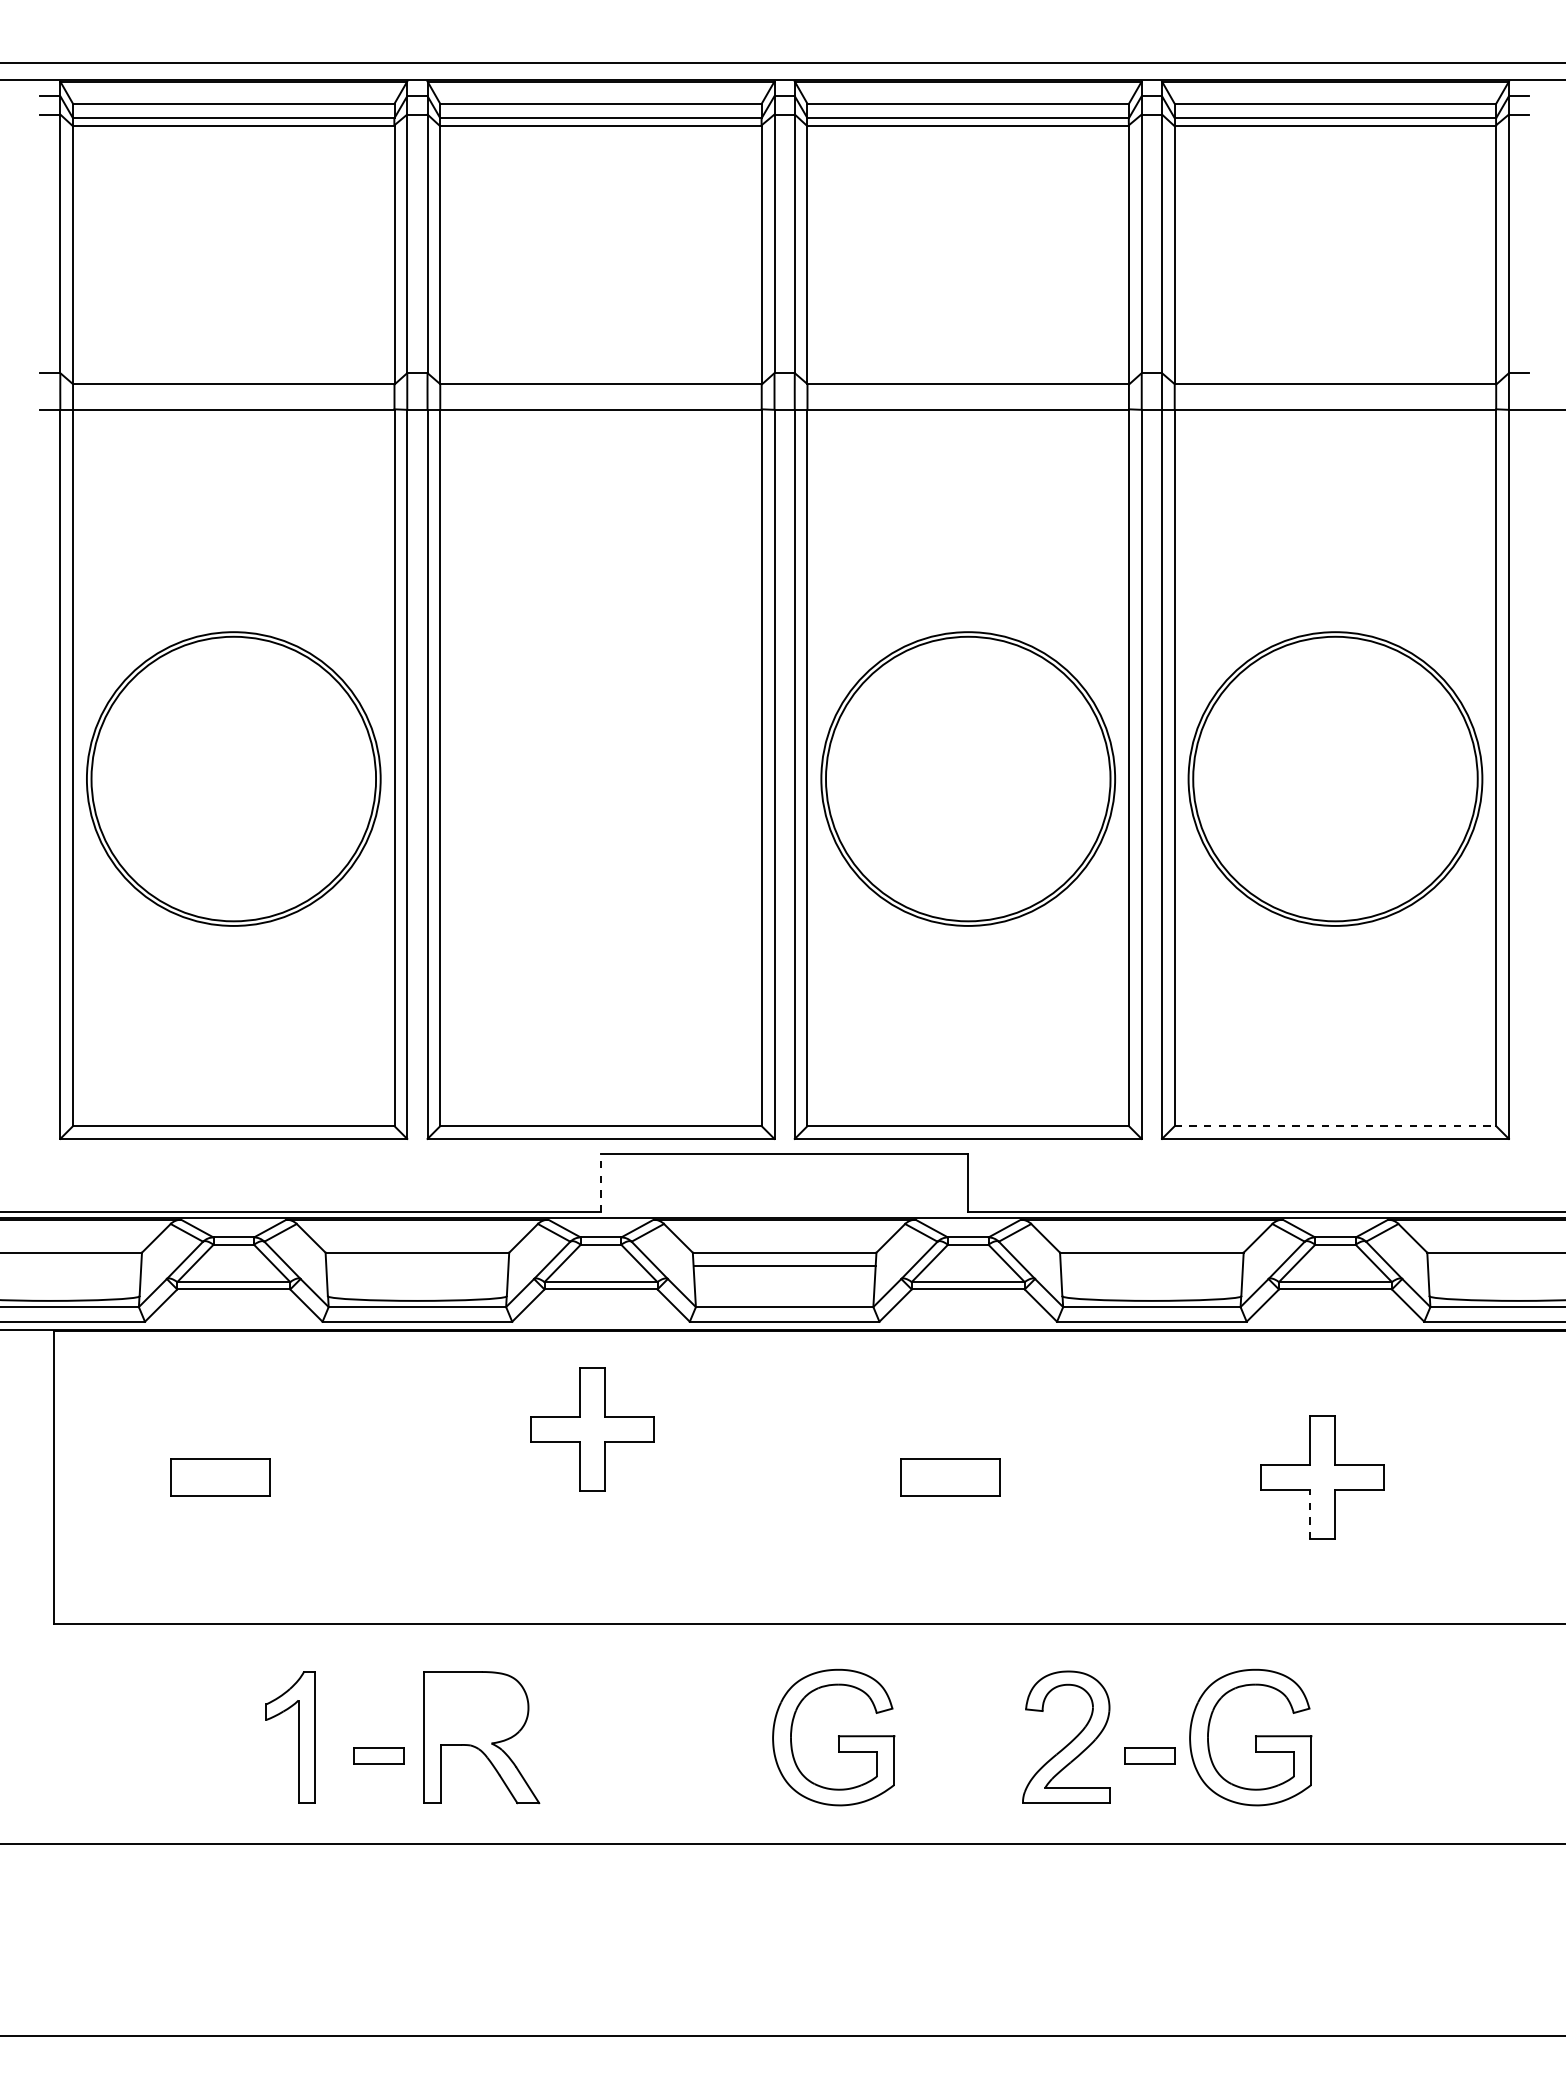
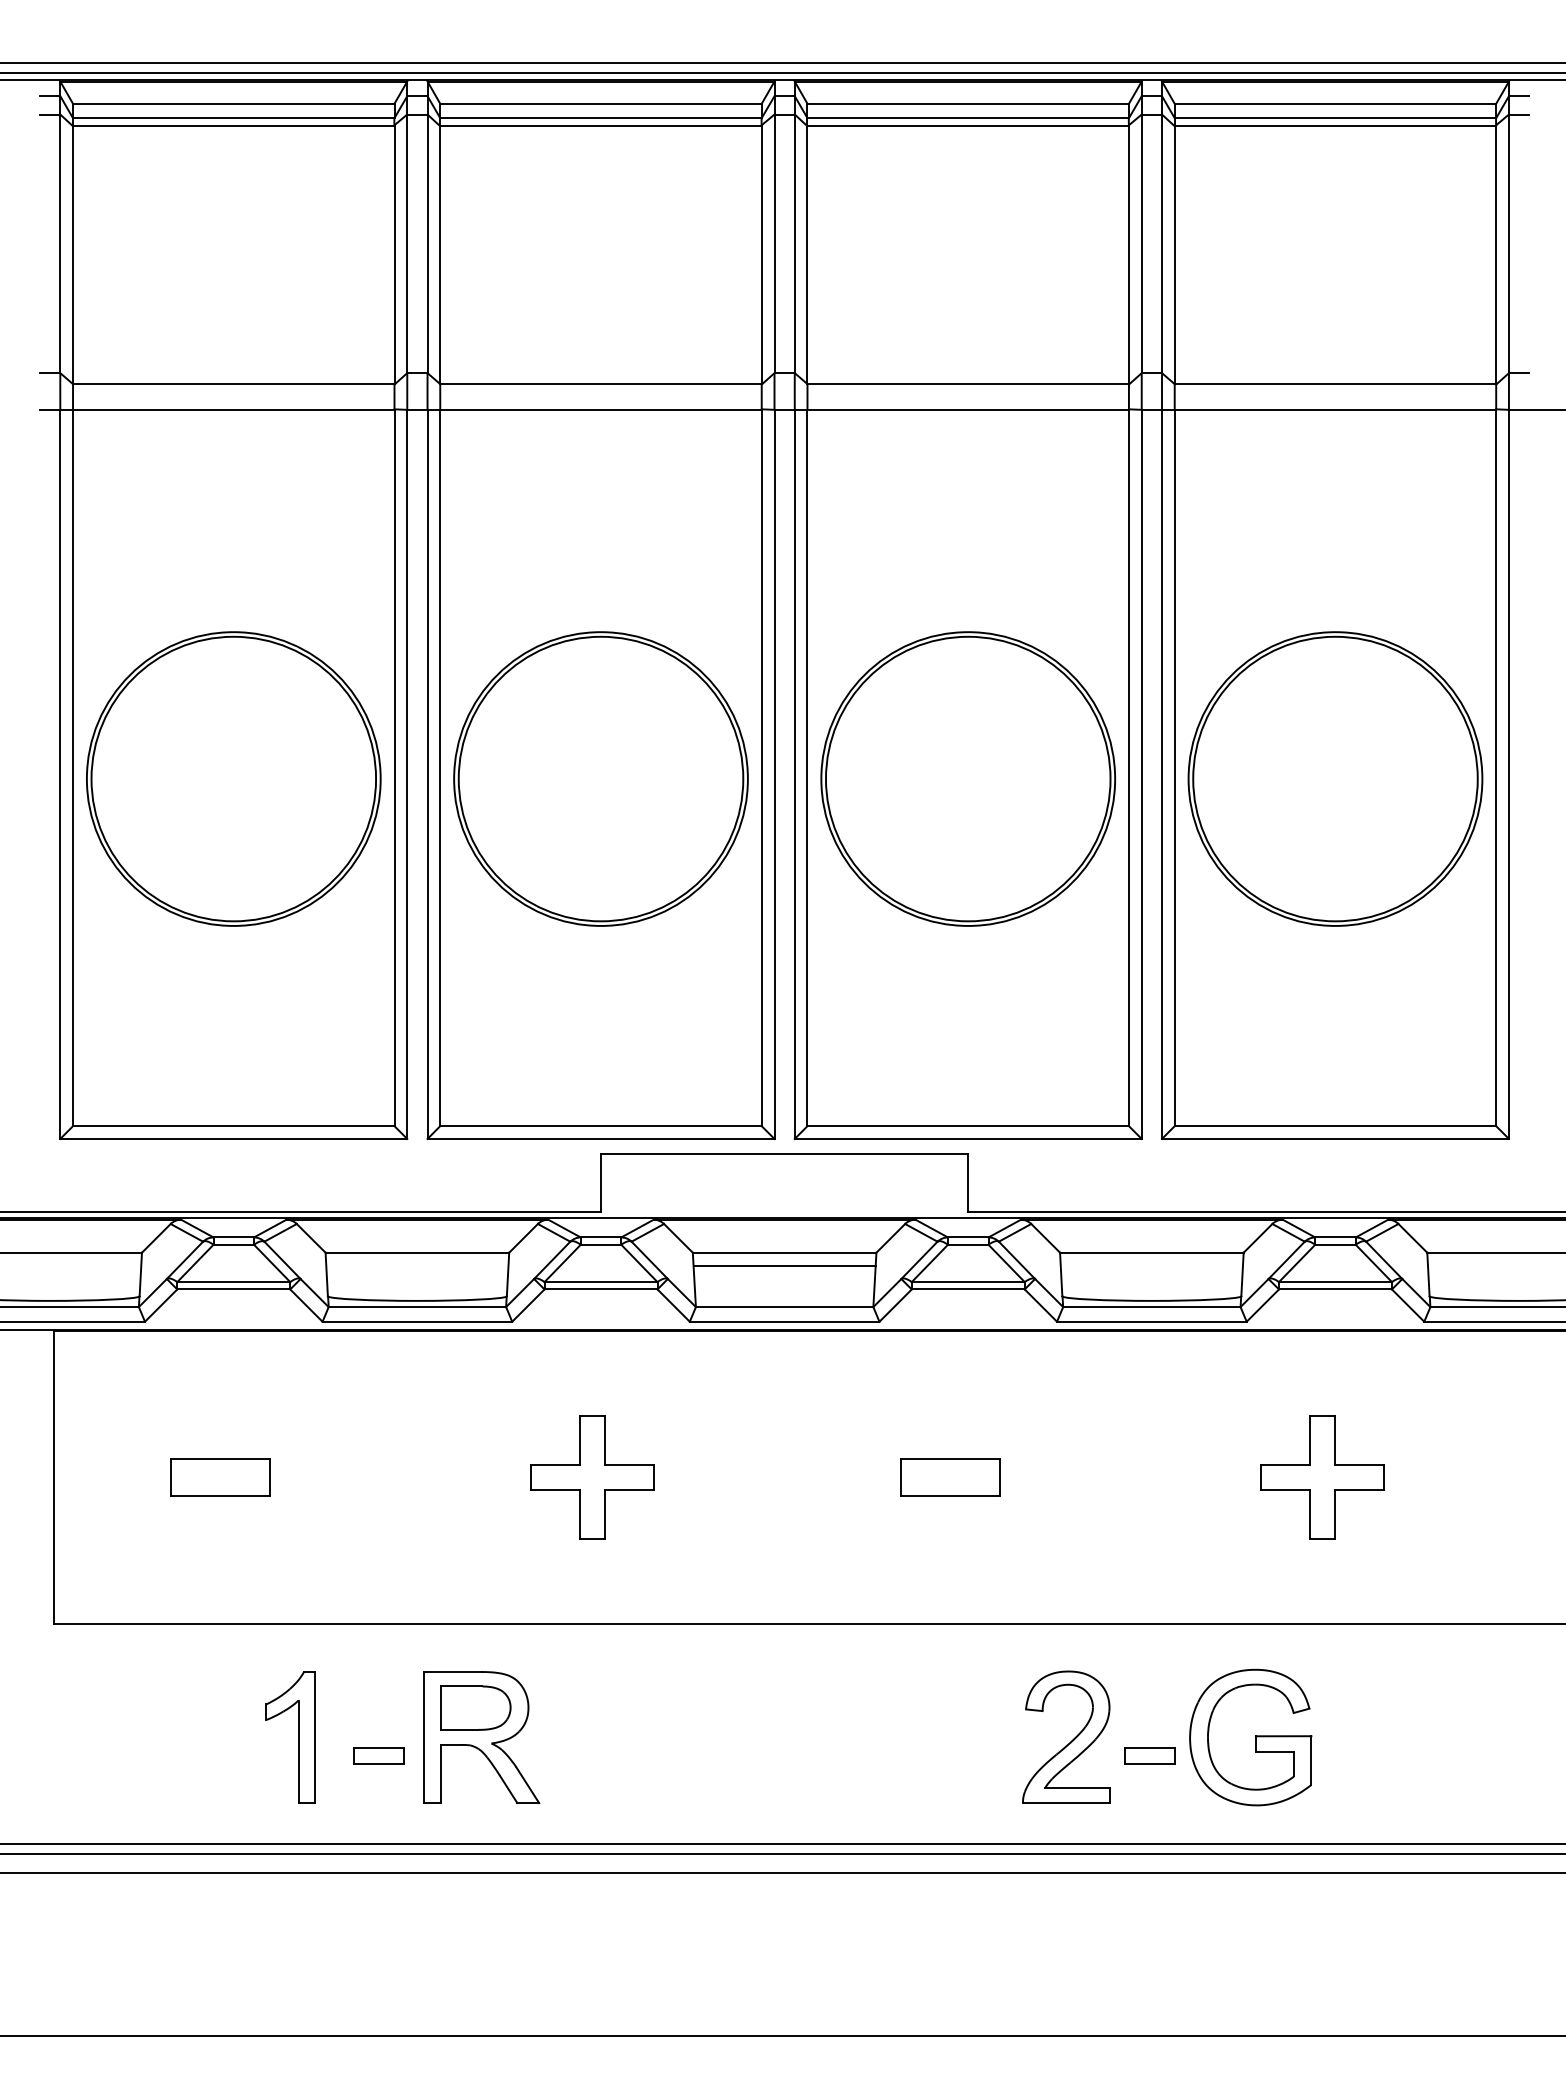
line: none -> present (782, 72)
part: none -> present (600, 778)
line: dashed -> solid (1335, 1126)
line: dashed -> solid (601, 1182)
part position: (592, 1429) -> (592, 1477) (592, 1477)
line: dashed -> solid (1310, 1514)
part: none -> present (475, 1707)
part: present -> none (833, 1737)
line: none -> present (782, 1854)
line: none -> present (782, 1872)
